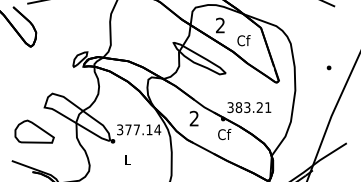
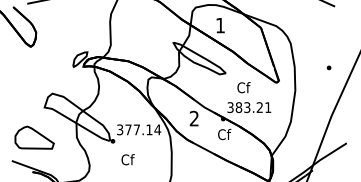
text: 2 -> 1 (220, 25)
text position: (243, 40) -> (243, 87) (243, 87)
part position: (34, 131) -> (34, 137) (34, 137)
text: L -> Cf (127, 159)
